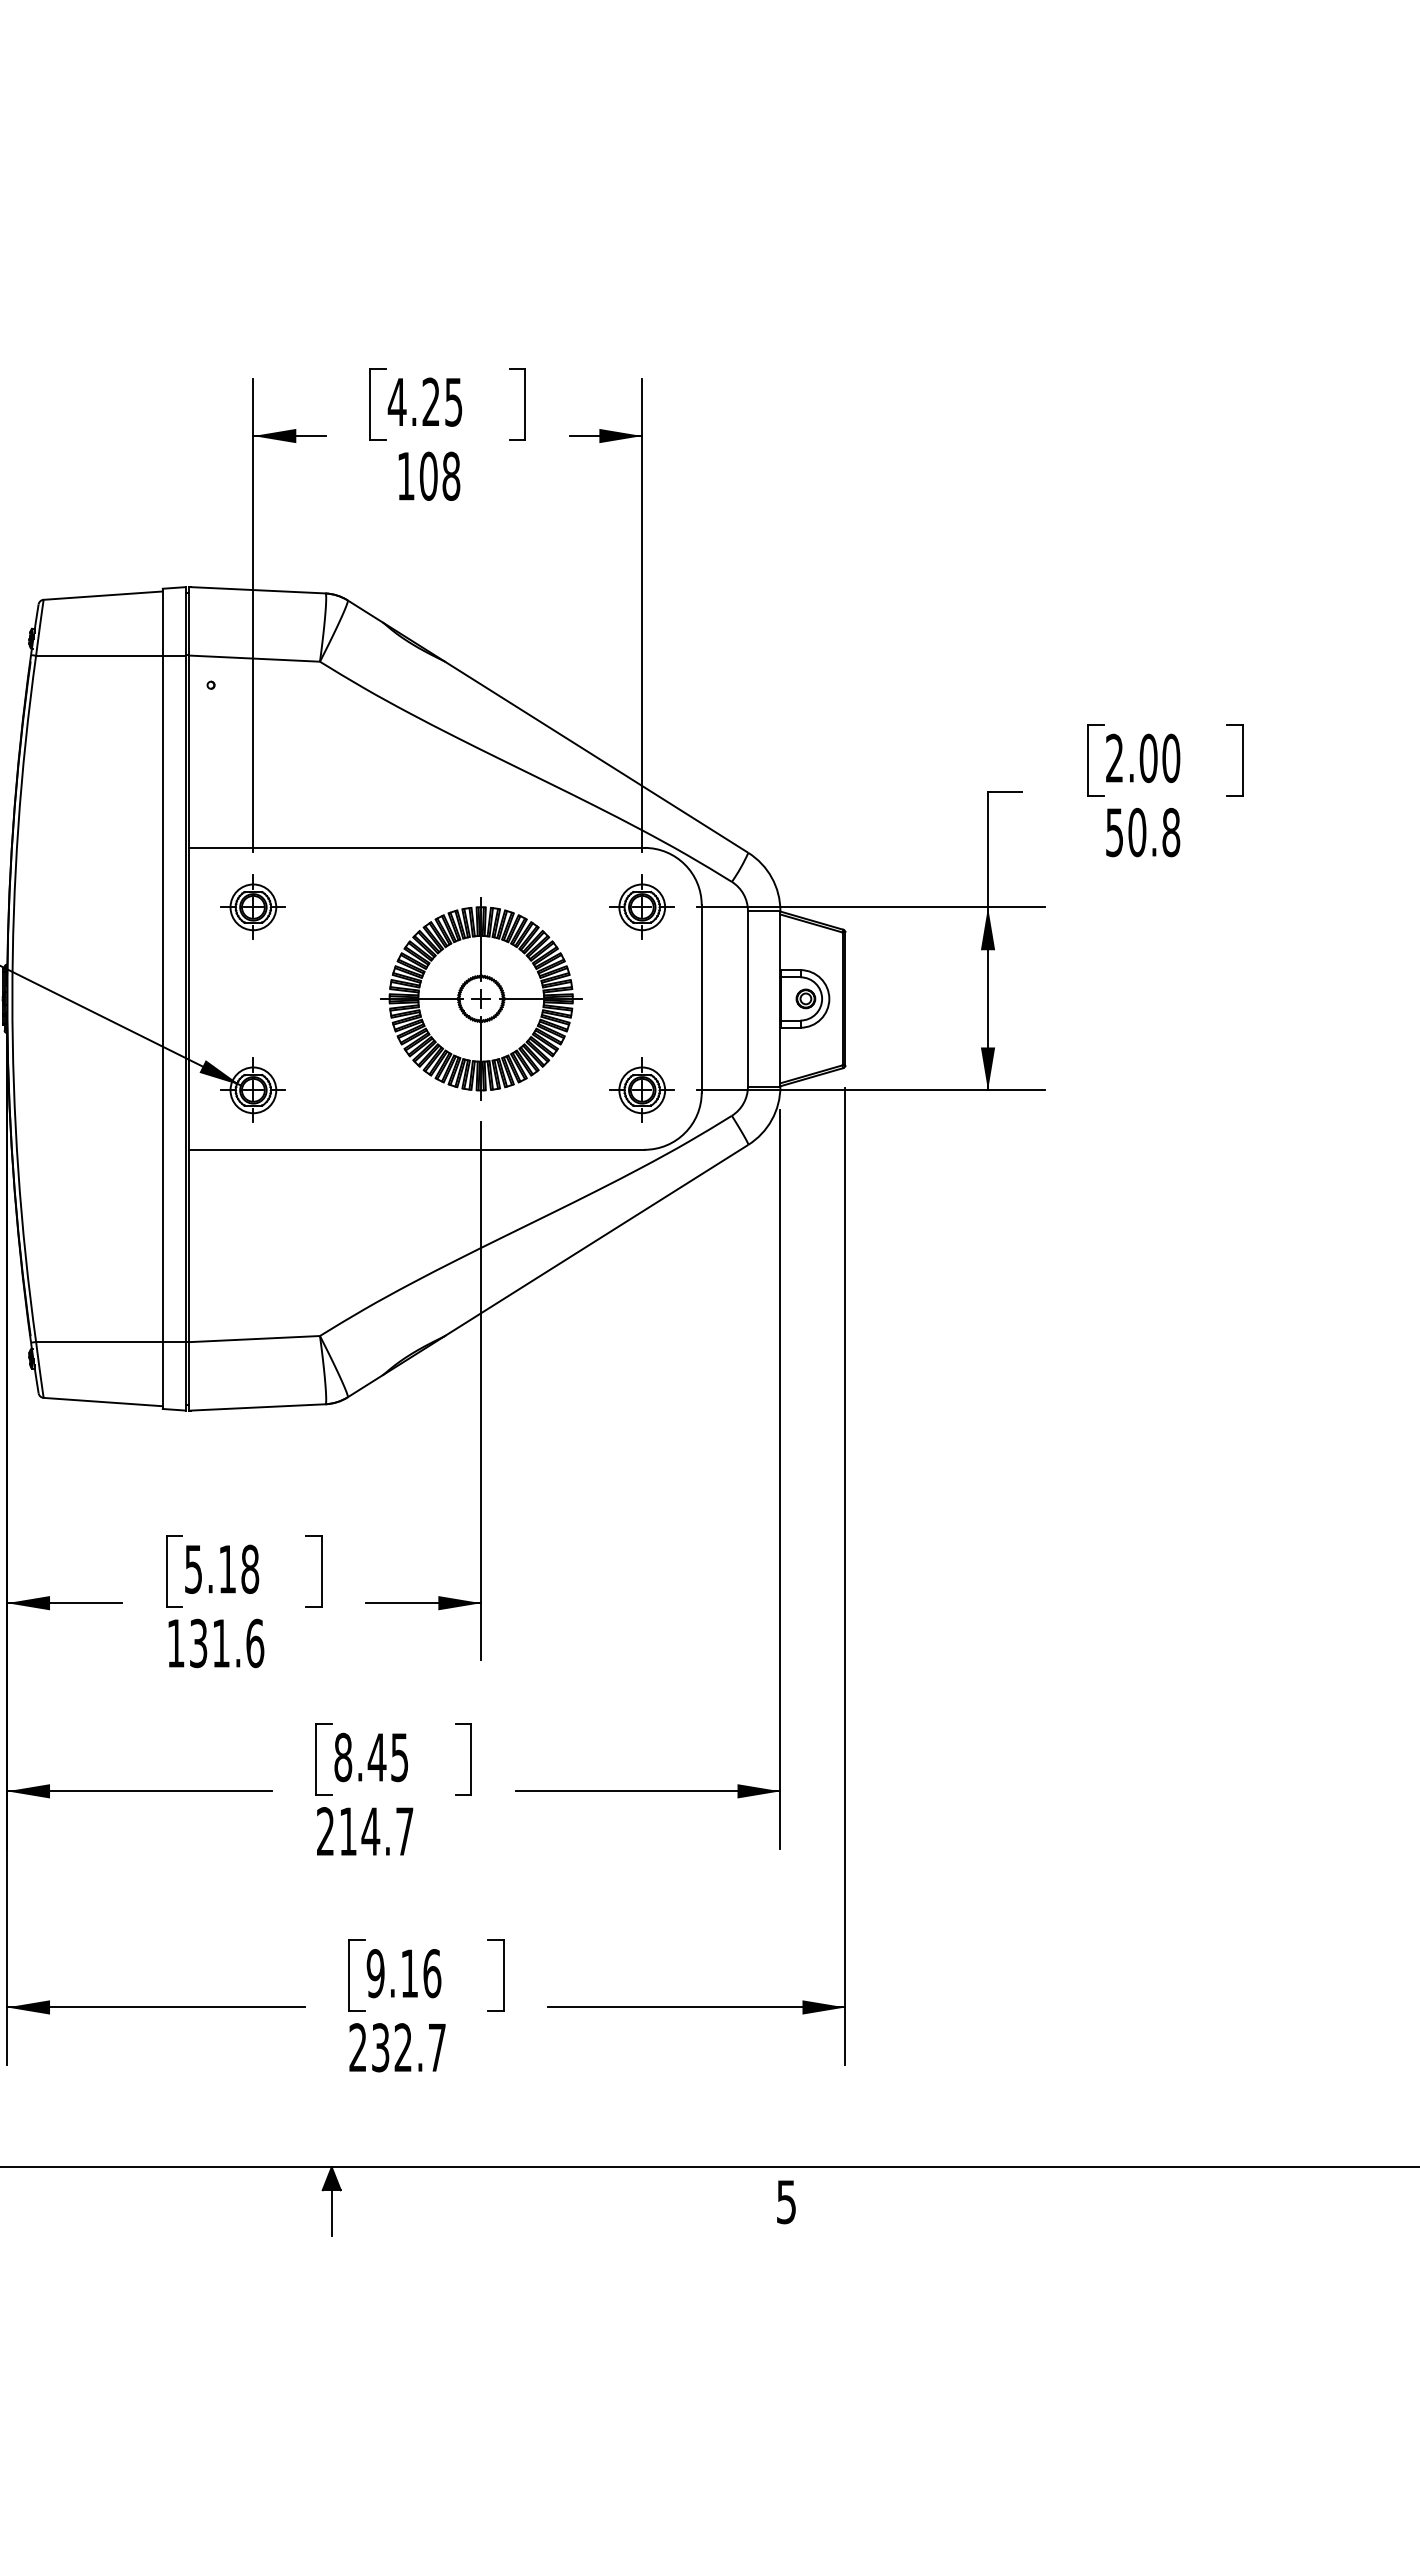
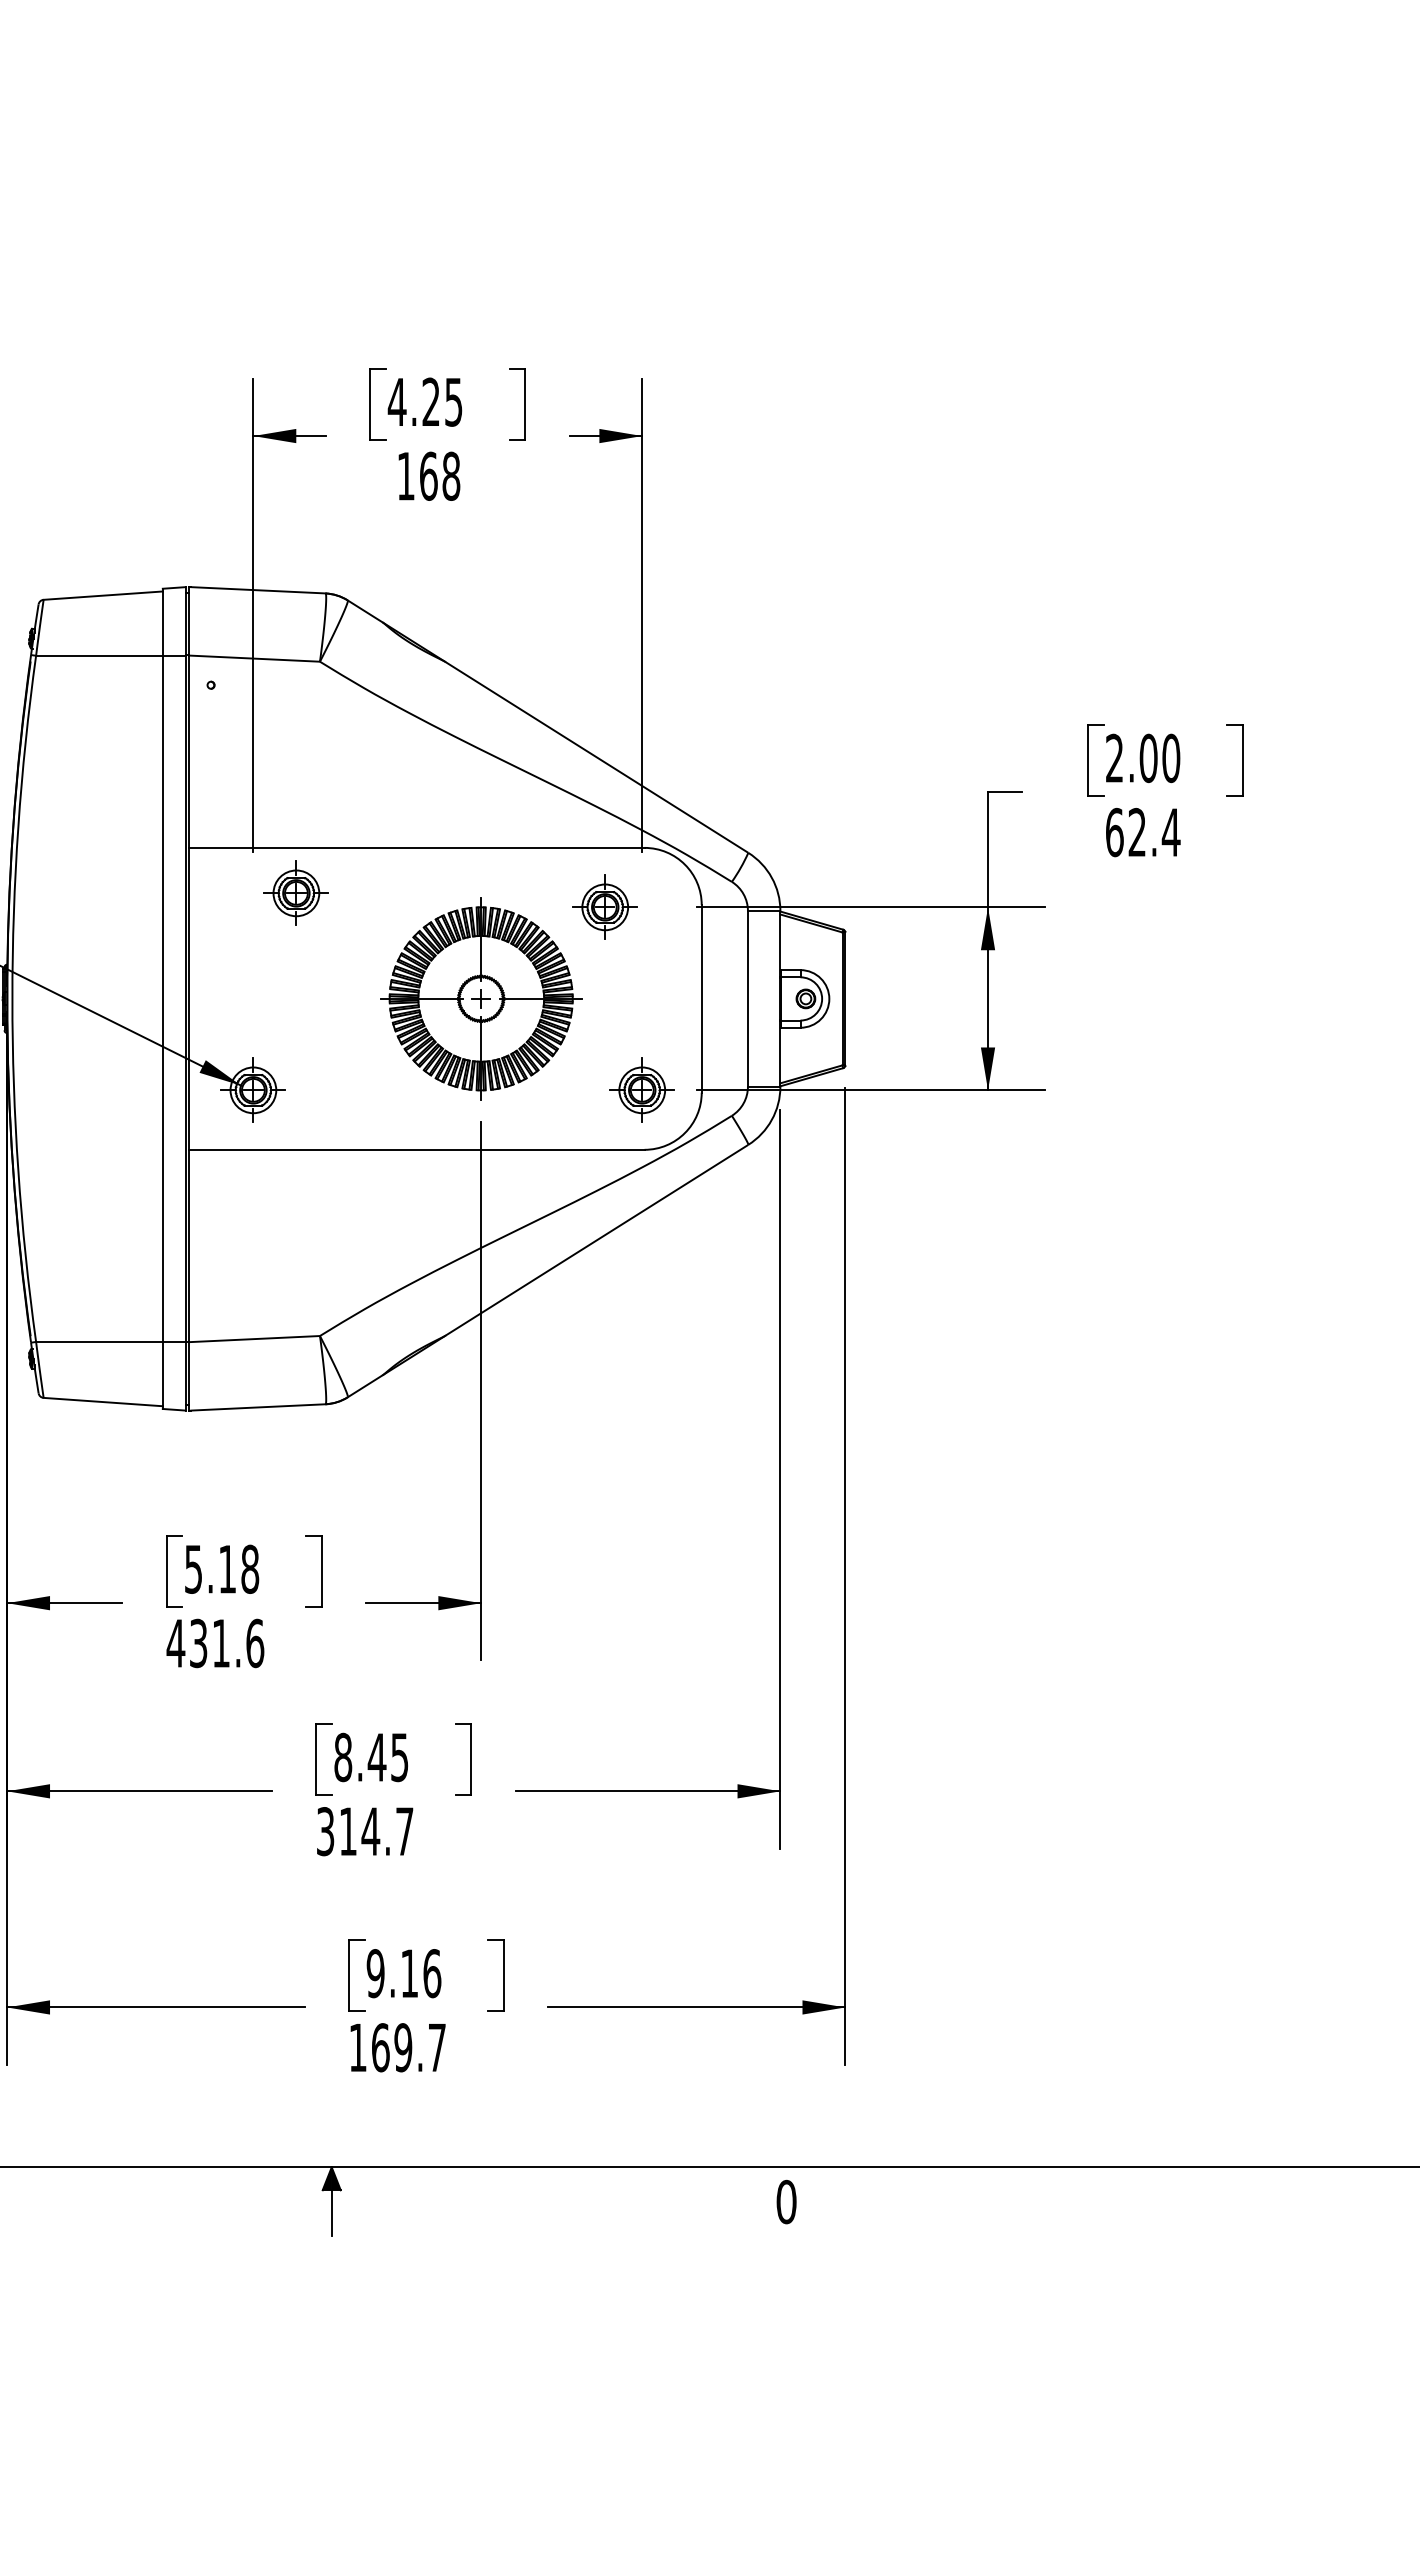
text: 108 -> 168 (428, 475)
text: 50.8 -> 62.4 (1143, 832)
part position: (252, 906) -> (295, 892) (295, 892)
part position: (641, 906) -> (604, 906) (604, 906)
text: 131.6 -> 431.6 (175, 1643)
text: 214.7 -> 314.7 (325, 1831)
text: 232.7 -> 169.7 (380, 2047)
text: 5 -> 0 (786, 2201)
